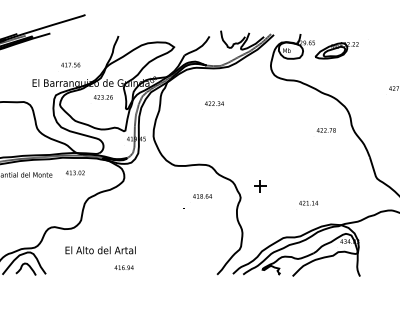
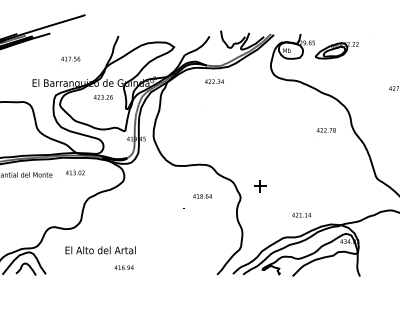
text position: (70, 64) -> (70, 58) (70, 58)
text position: (214, 103) -> (214, 81) (214, 81)
text position: (308, 203) -> (301, 215) (301, 215)
